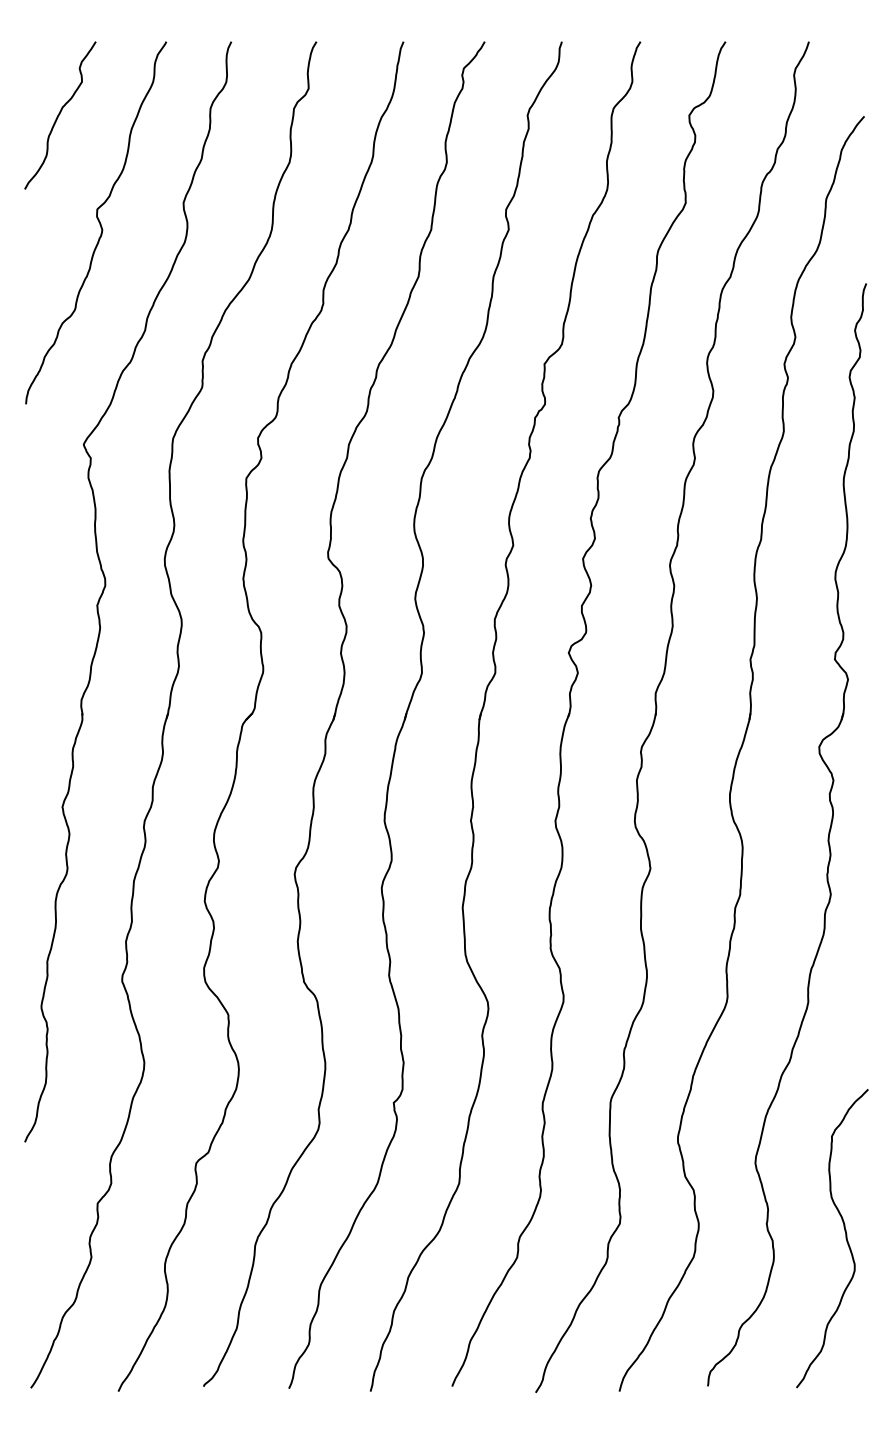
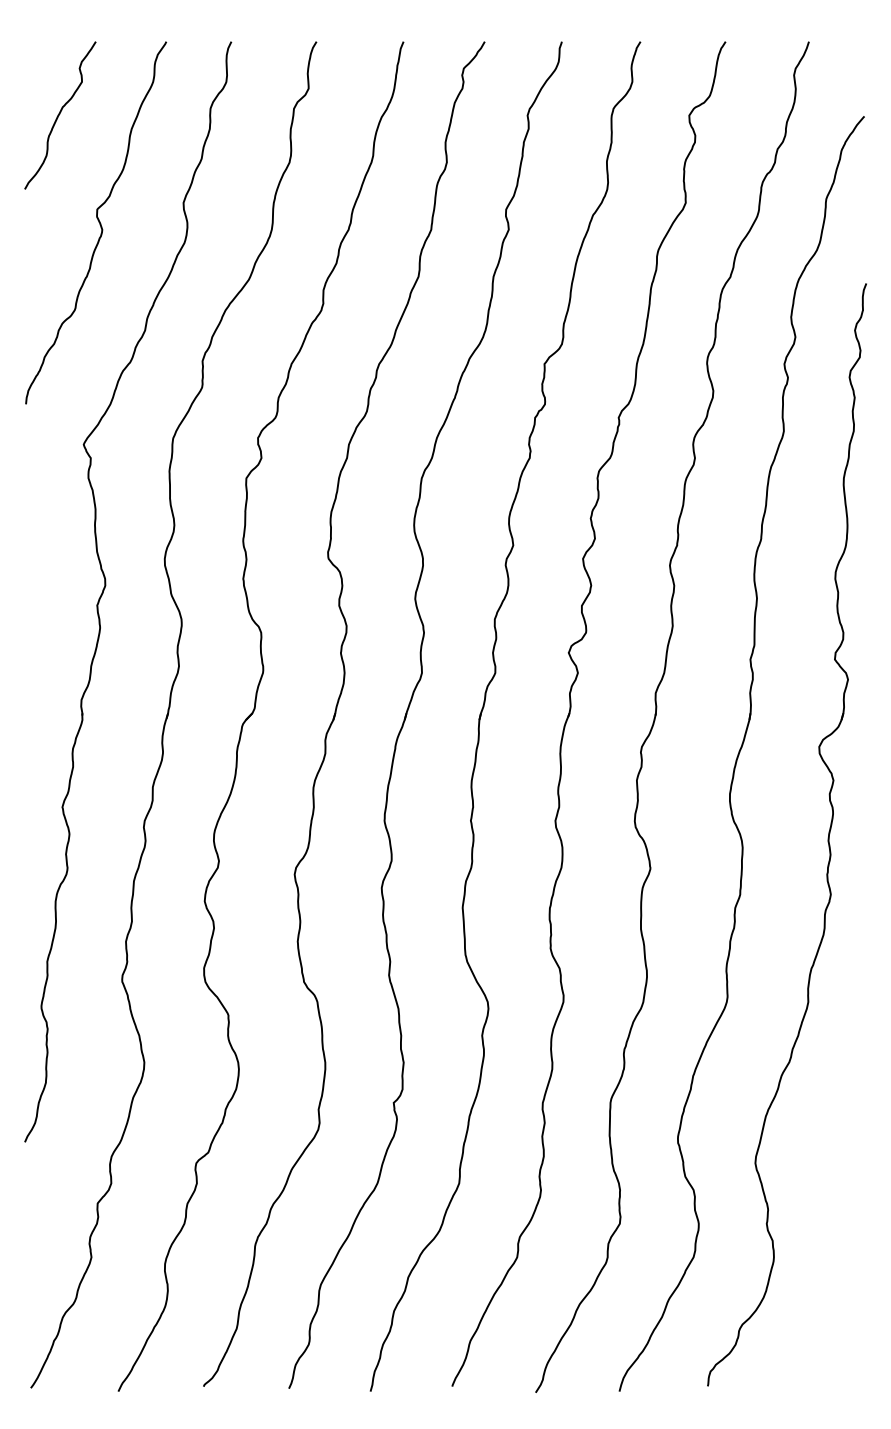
curve: present -> none (845, 1238)
